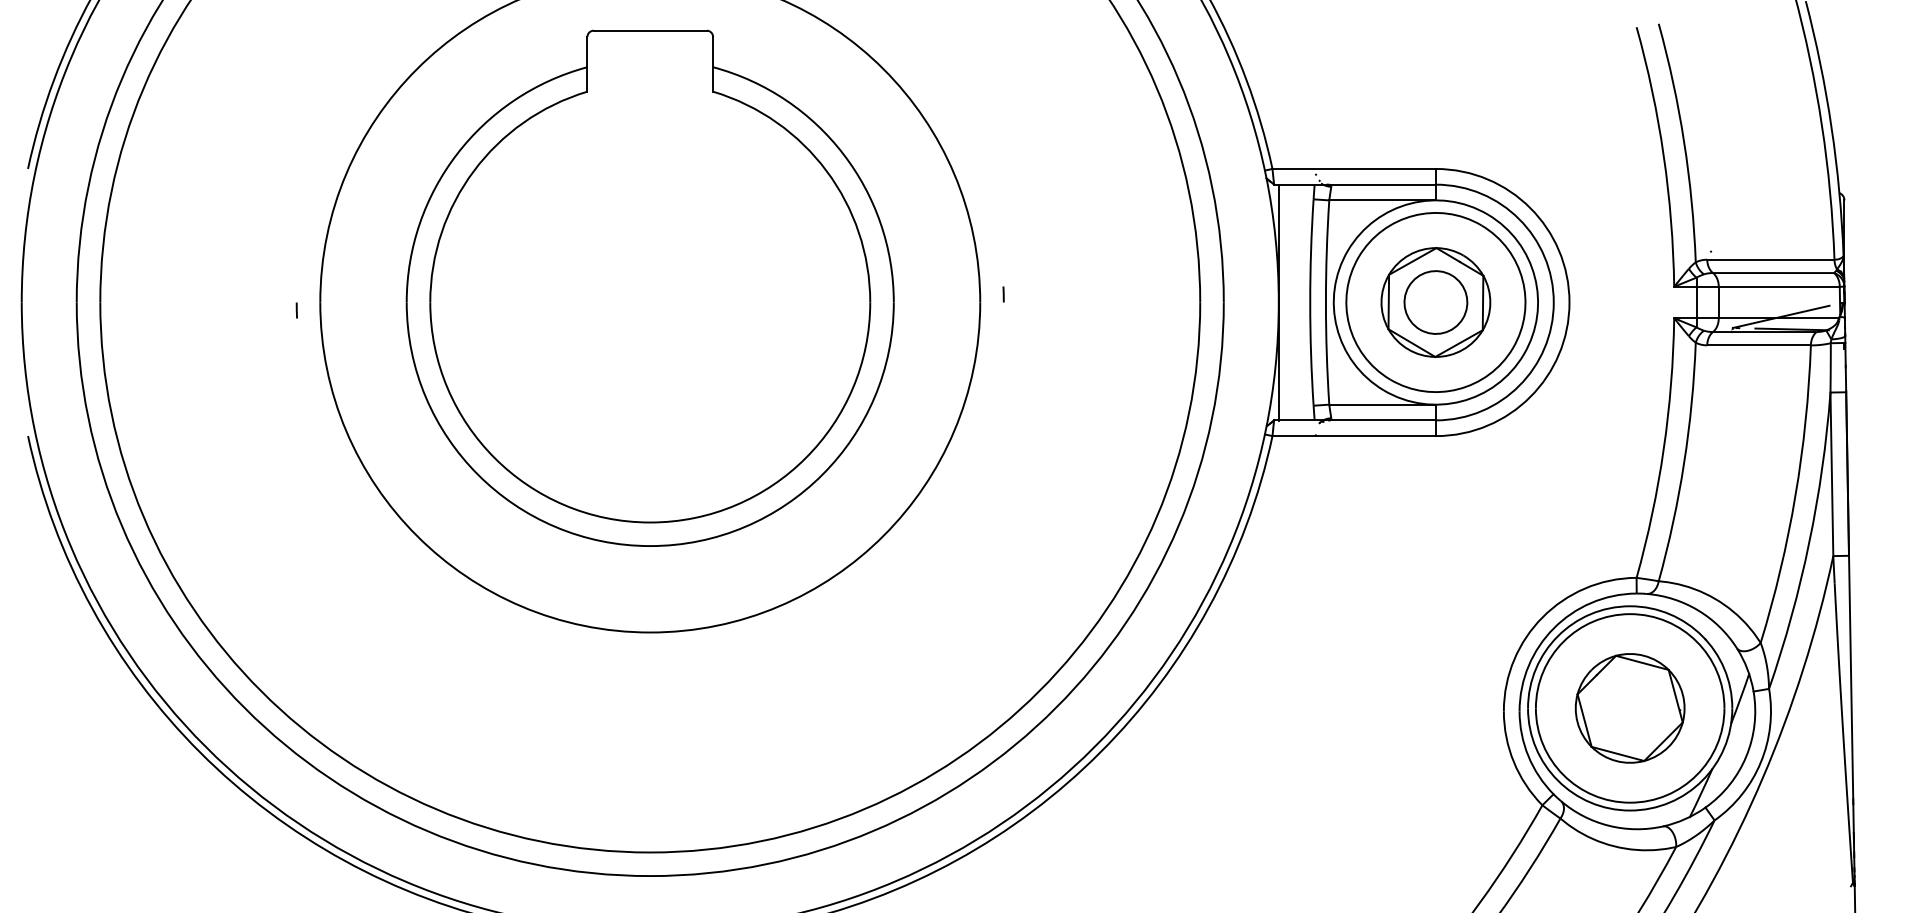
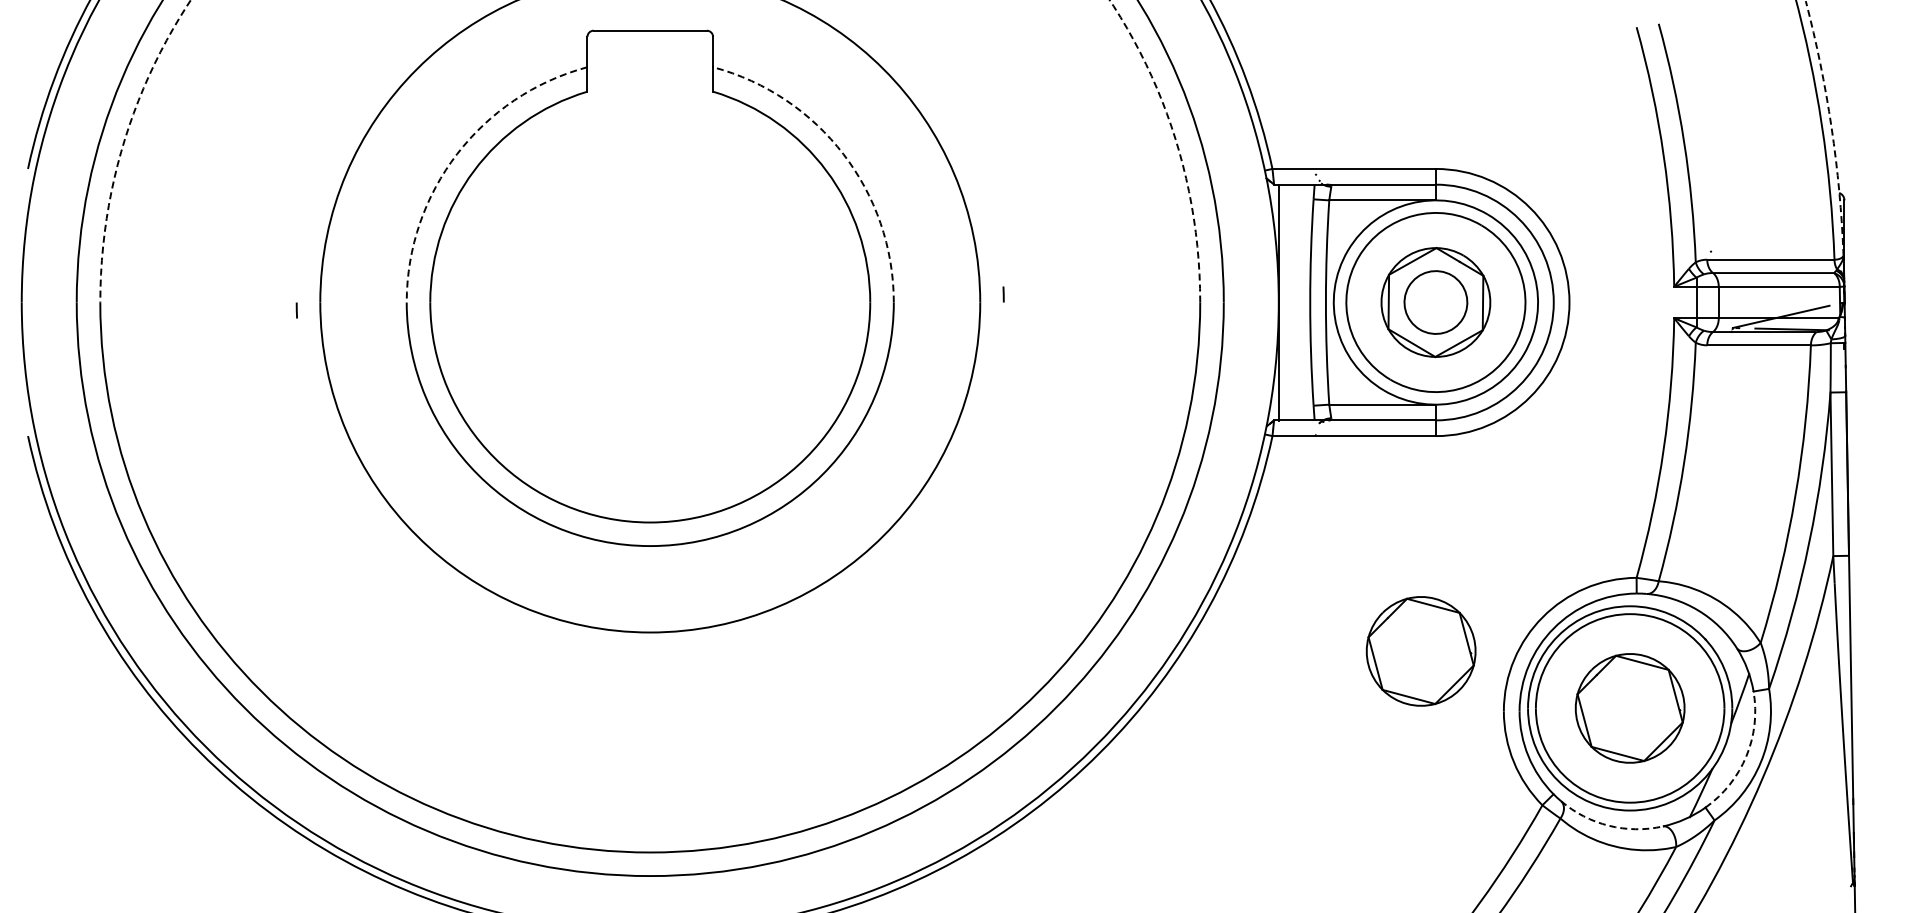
arc: solid -> dashed (190, 0)
arc: solid -> dashed (1831, 127)
arc: solid -> dashed (457, 154)
arc: solid -> dashed (843, 154)
part: none -> present (1420, 651)
arc: solid -> dashed (1746, 756)
arc: solid -> dashed (1608, 825)
